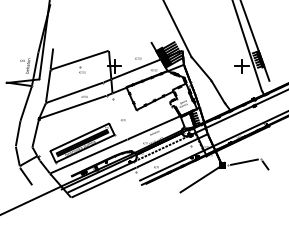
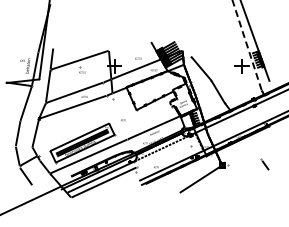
line: present -> none (177, 29)
line: solid -> dashed (247, 45)
line: present -> none (171, 150)
line: present -> none (244, 161)
